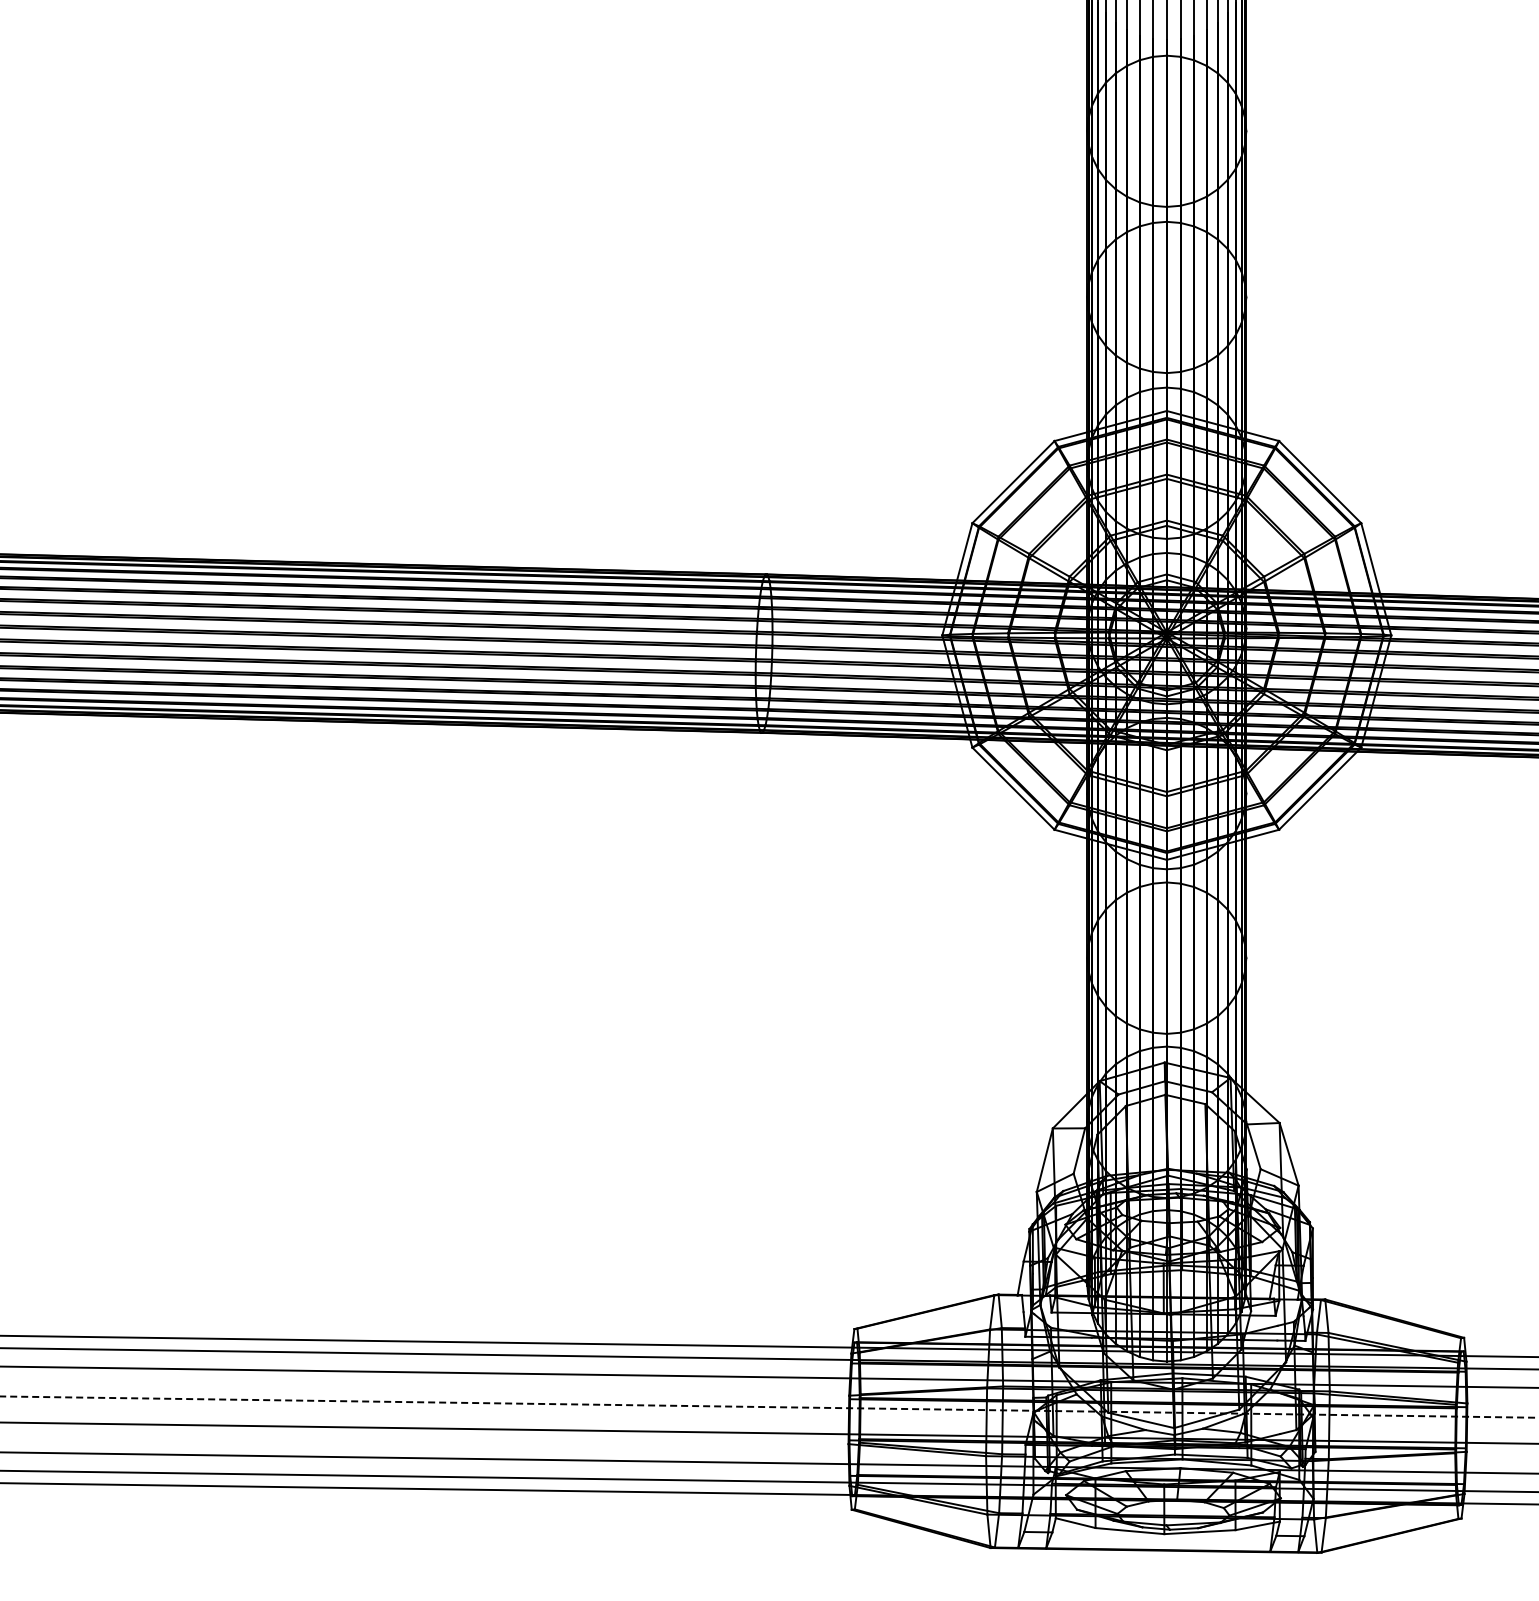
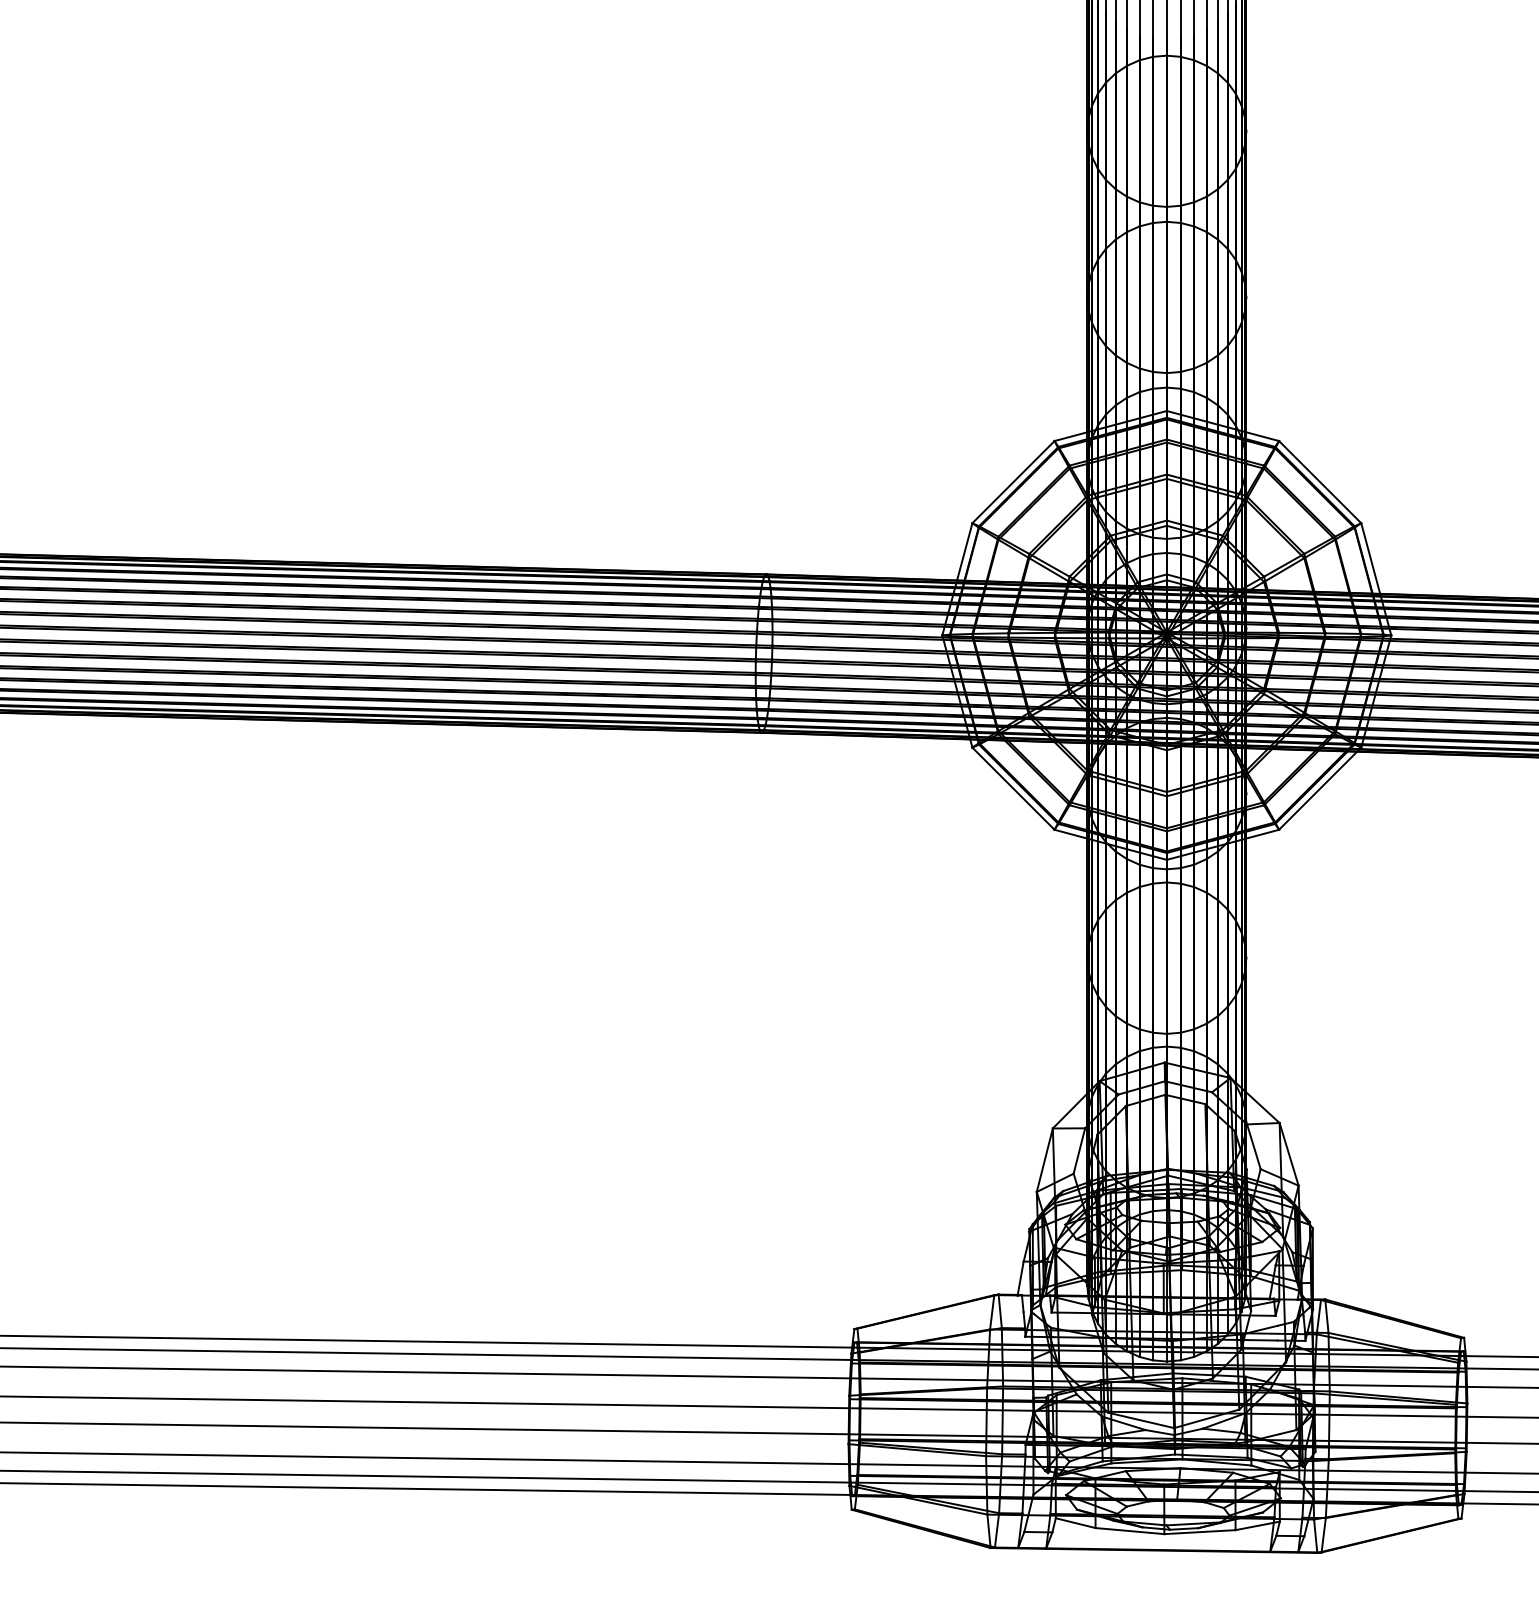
line: dashed -> solid (769, 1407)
